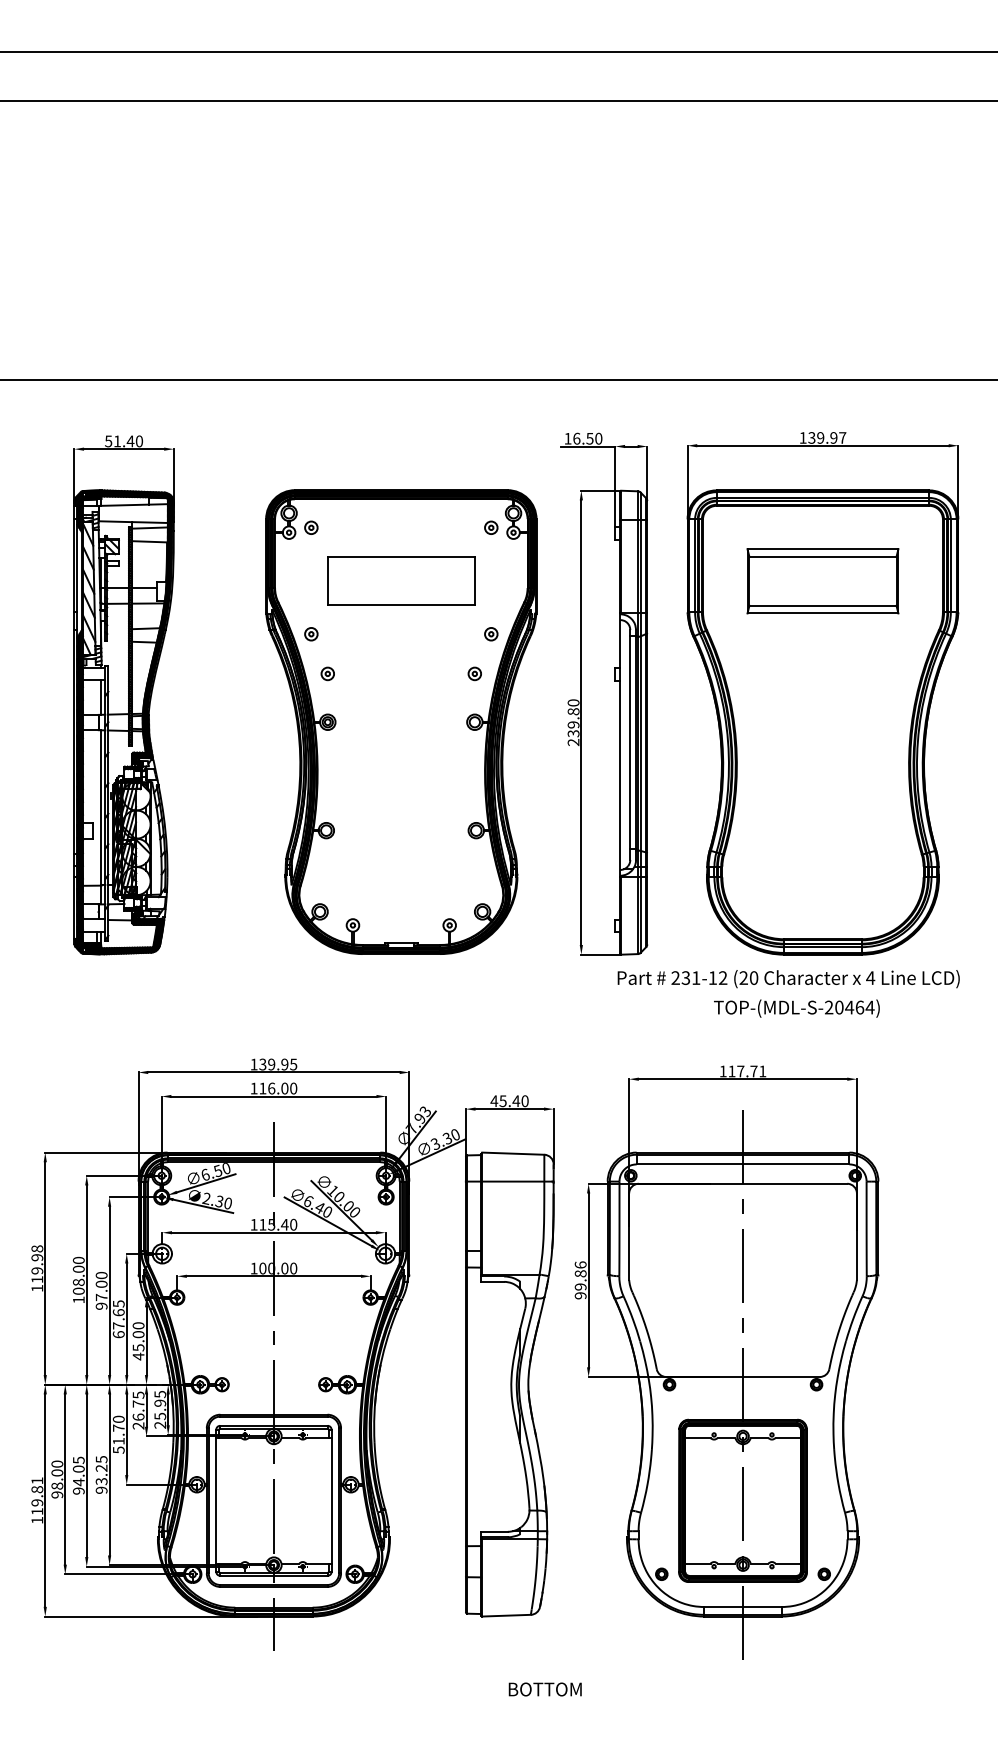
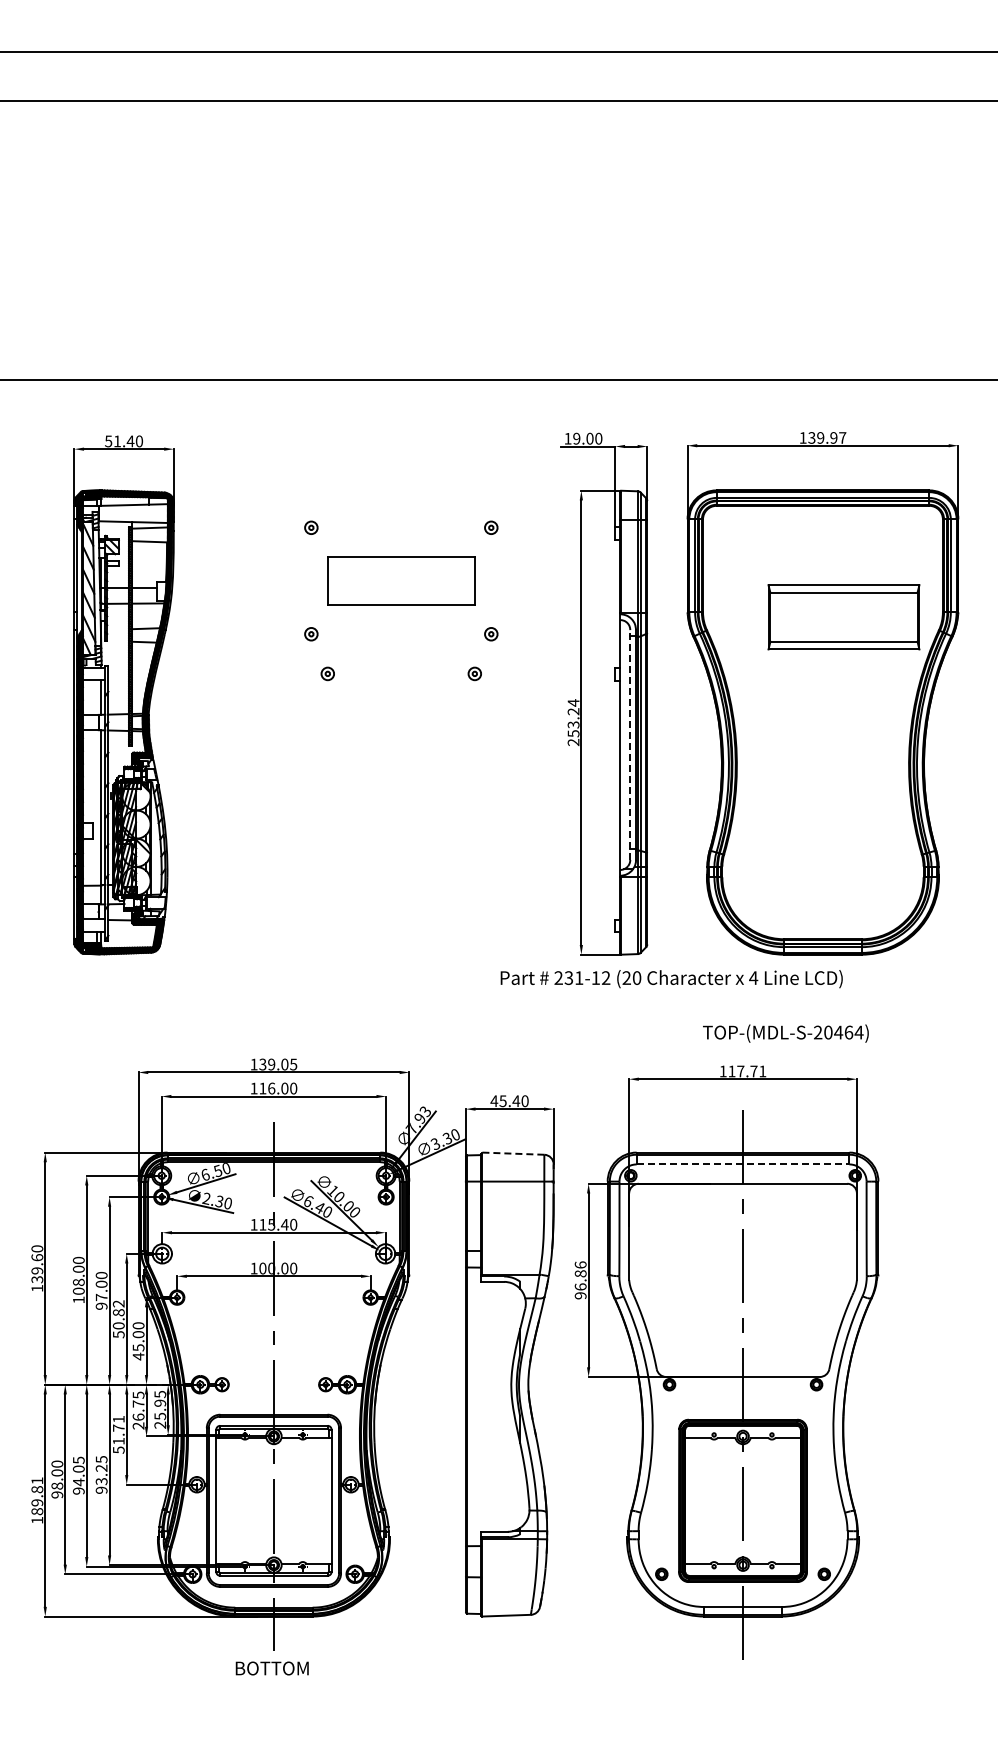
text: 16.50 -> 19.00 (583, 438)
part position: (822, 581) -> (843, 617) (843, 617)
text: 239.80 -> 253.24 (573, 717)
part: present -> none (401, 721)
line: solid -> dashed (630, 745)
text position: (788, 979) -> (671, 979) (671, 979)
text position: (796, 1008) -> (785, 1033) (785, 1033)
text: 139.95 -> 139.05 (284, 1064)
line: solid -> dashed (512, 1153)
line: solid -> dashed (743, 1164)
text: 119.98 -> 139.60 (37, 1264)
text: 99.86 -> 96.86 (580, 1286)
text: 67.65 -> 50.82 (118, 1319)
text: 51.70 -> 51.71 (118, 1418)
text: 119.81 -> 189.81 (37, 1511)
text position: (544, 1689) -> (271, 1668) (271, 1668)
